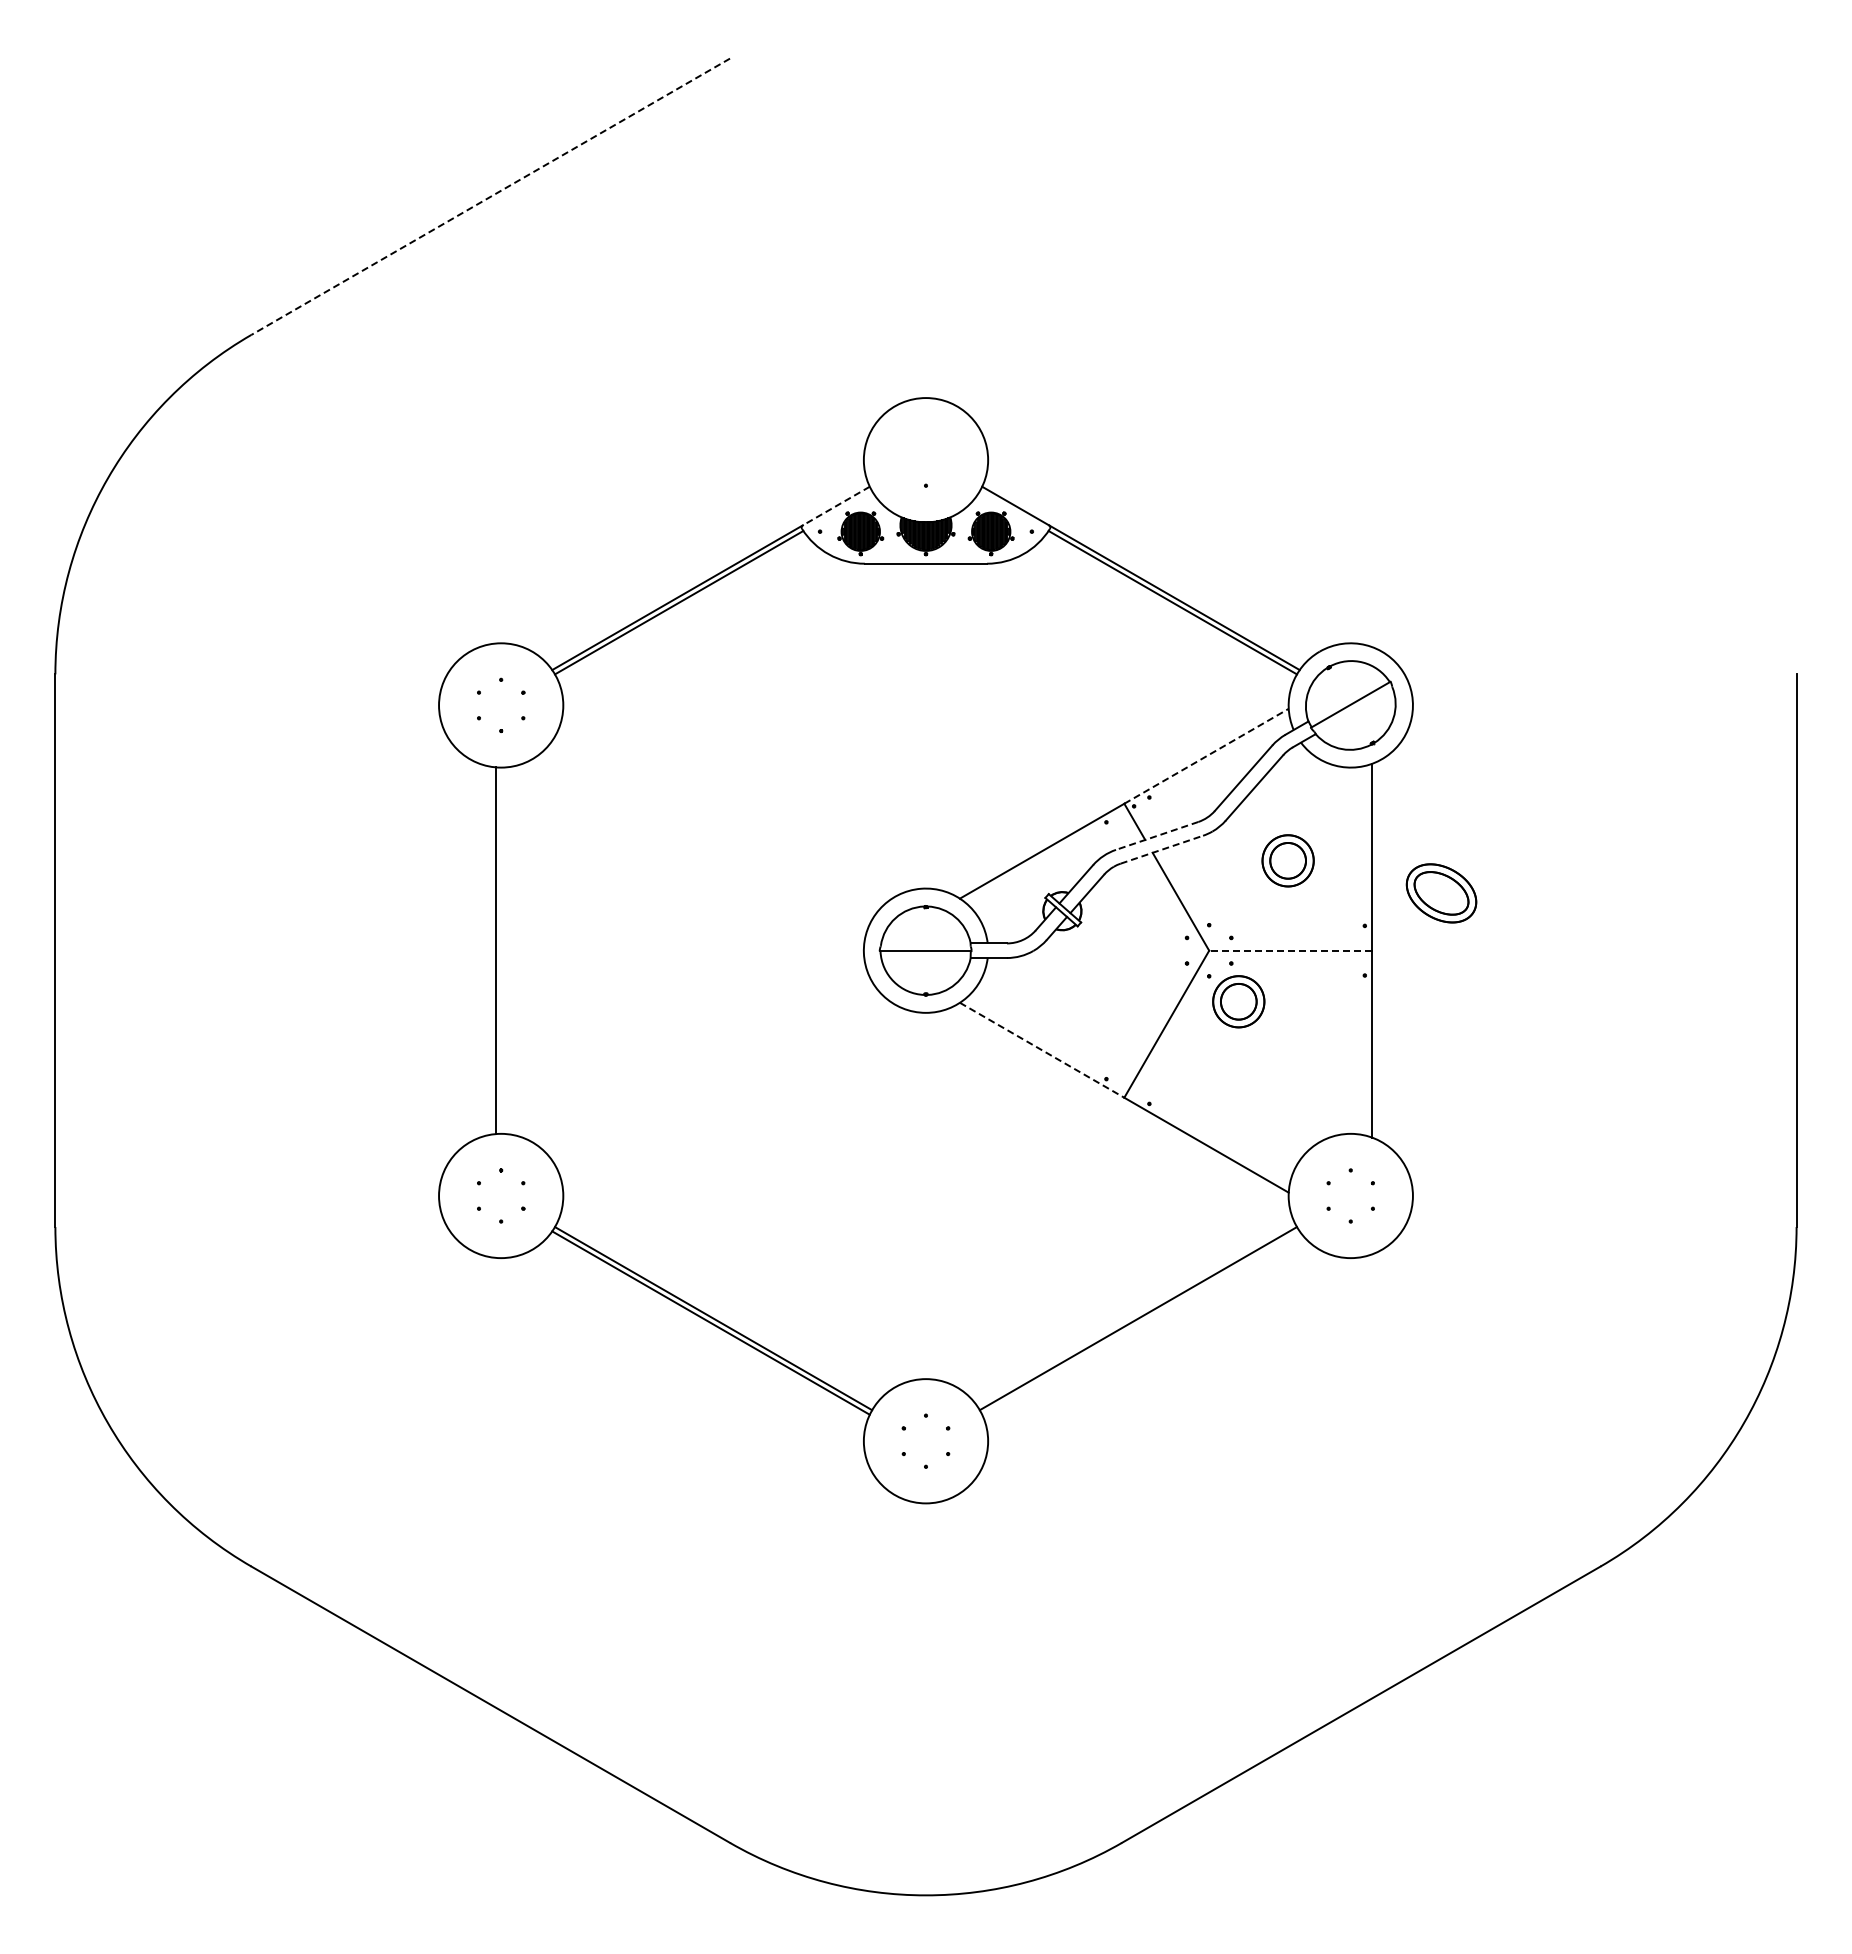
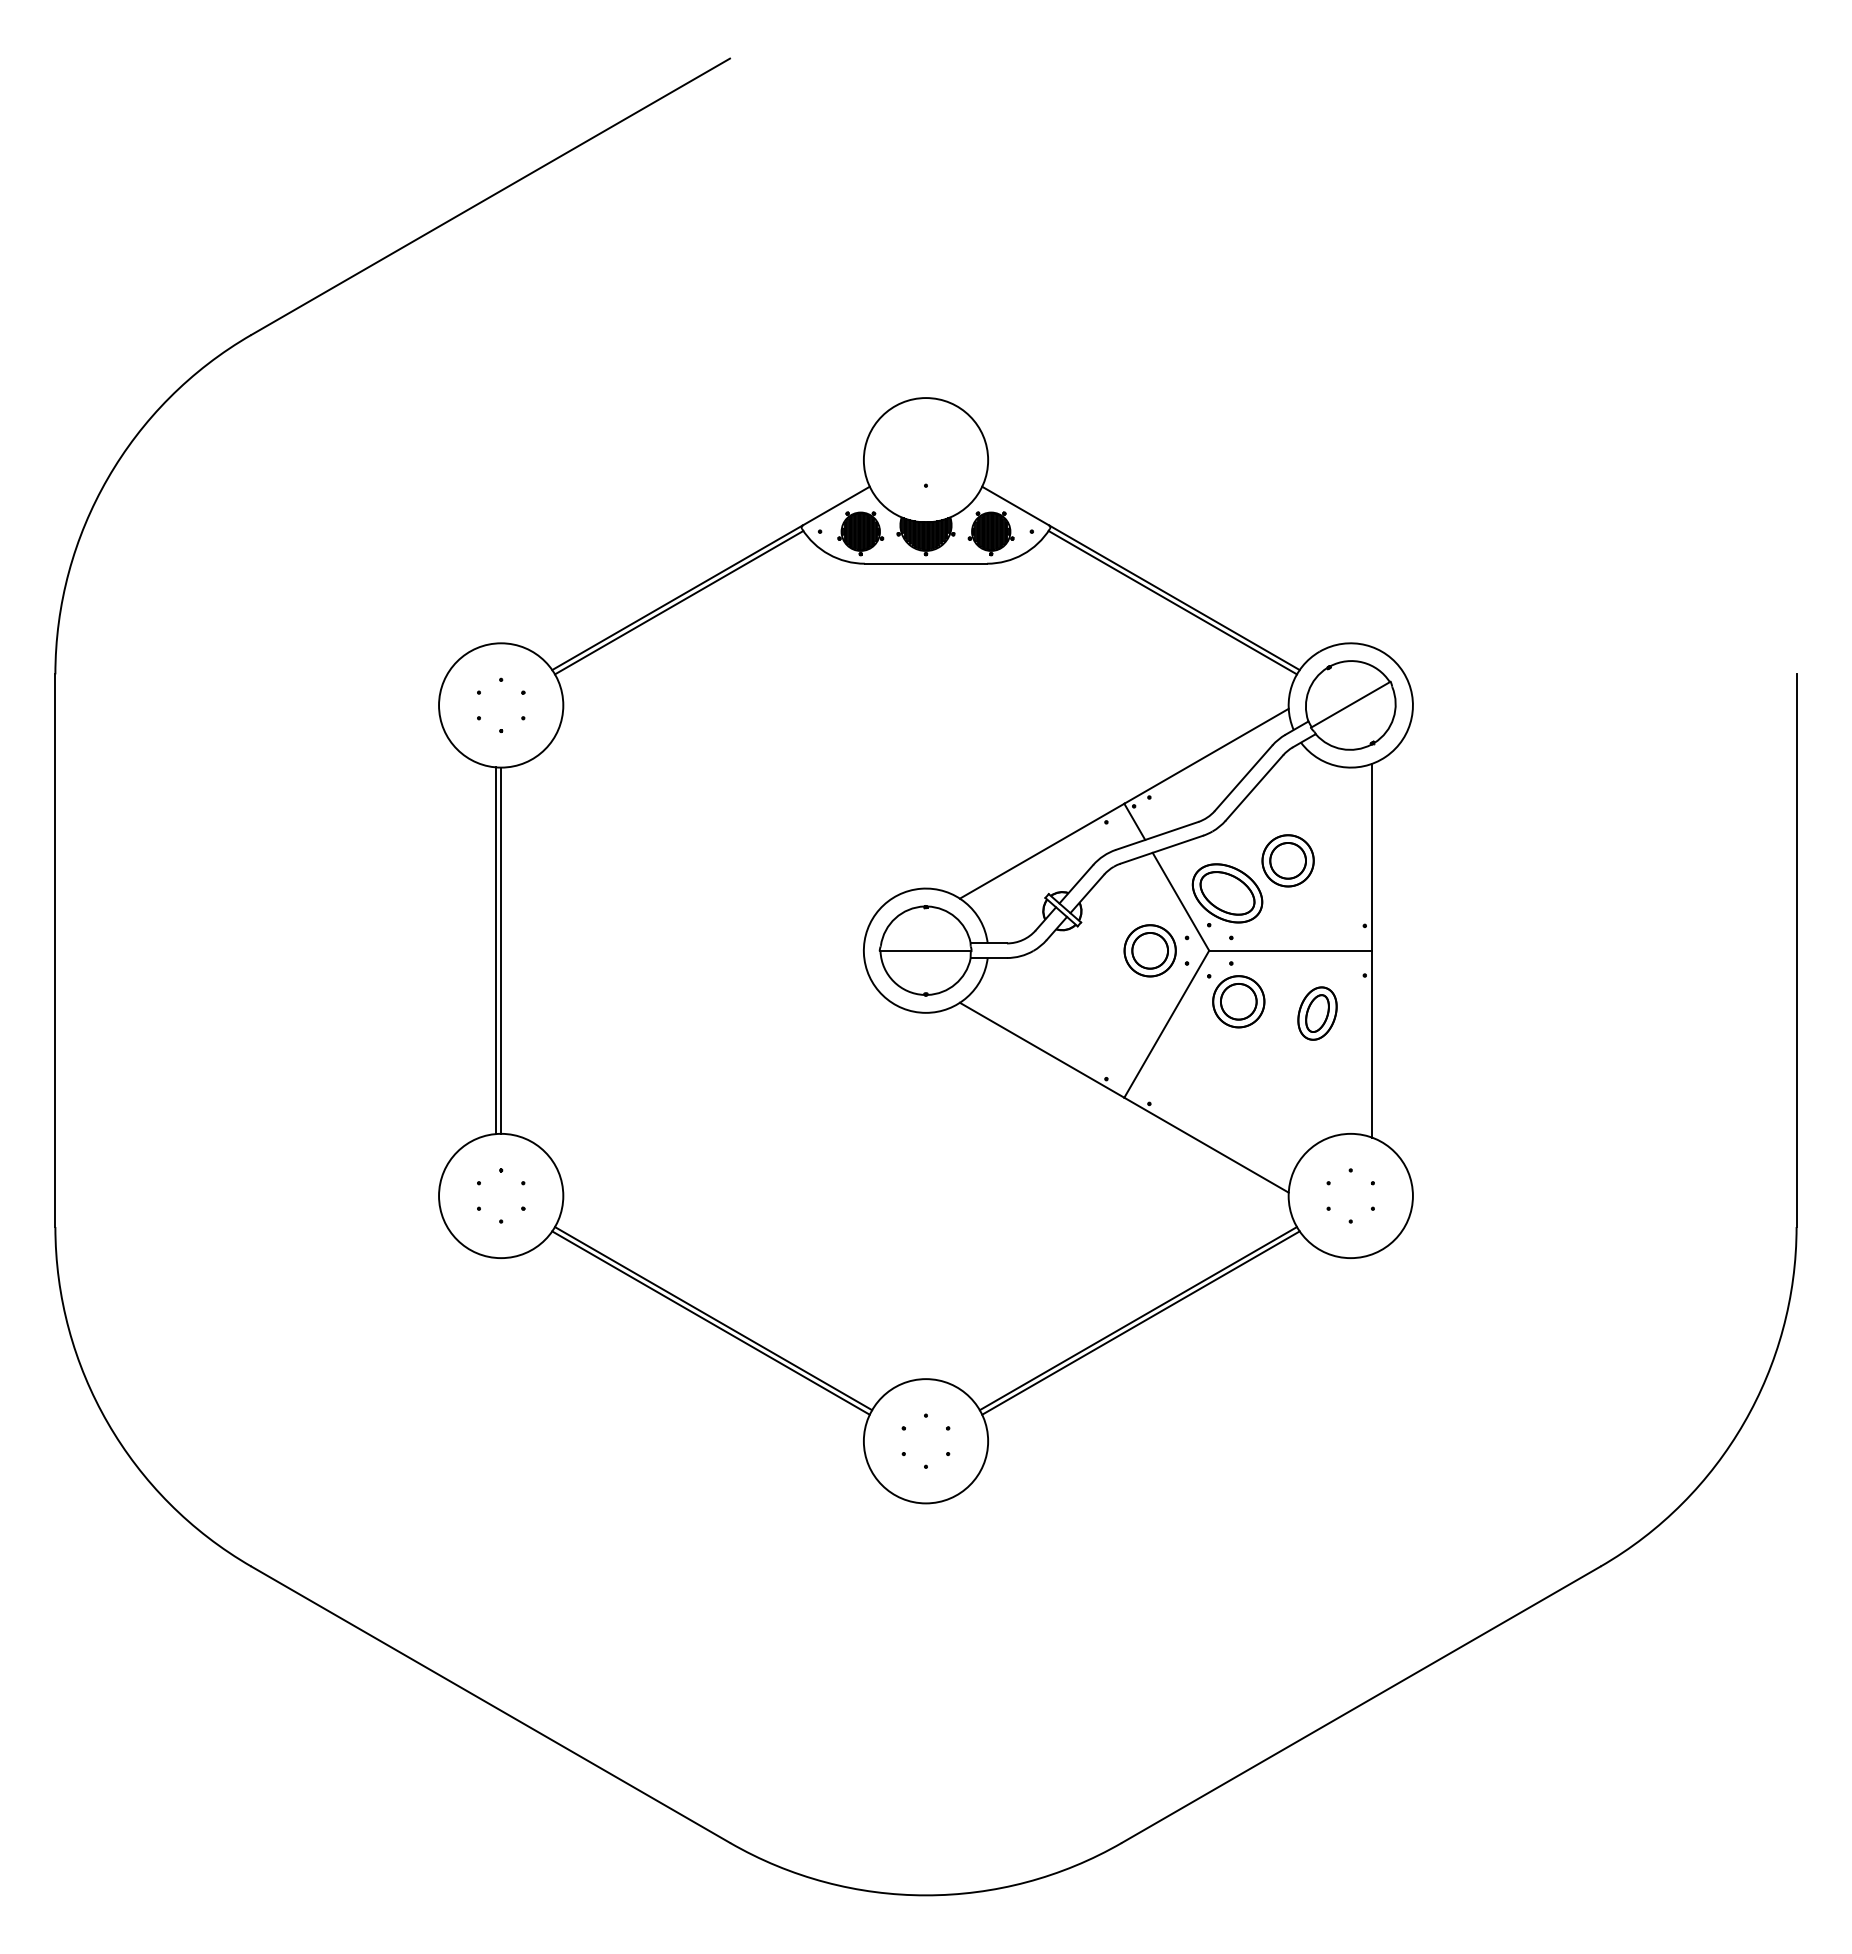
line: dashed -> solid (490, 197)
line: dashed -> solid (836, 506)
line: dashed -> solid (1206, 756)
line: dashed -> solid (1156, 836)
line: dashed -> solid (1162, 849)
part position: (1441, 893) -> (1227, 893) (1227, 893)
line: none -> present (501, 950)
part: none -> present (1149, 950)
line: dashed -> solid (1290, 950)
part: none -> present (1317, 1013)
line: dashed -> solid (1042, 1050)
line: none -> present (1140, 1322)
